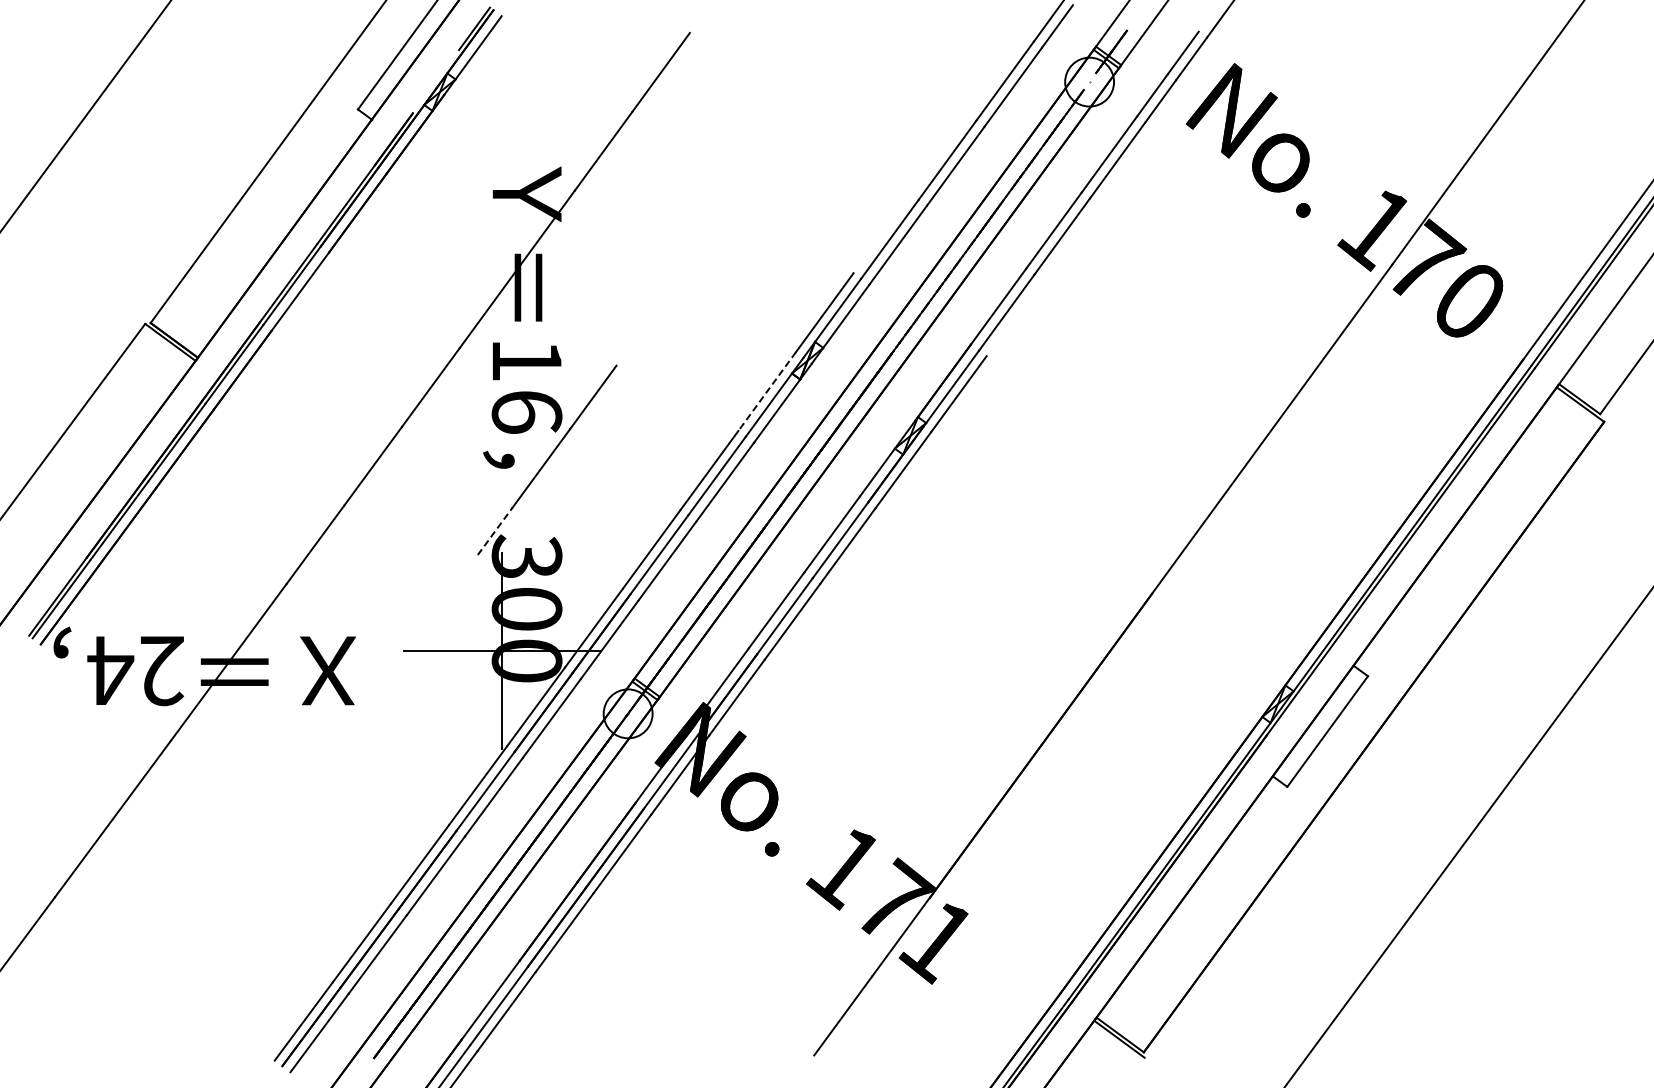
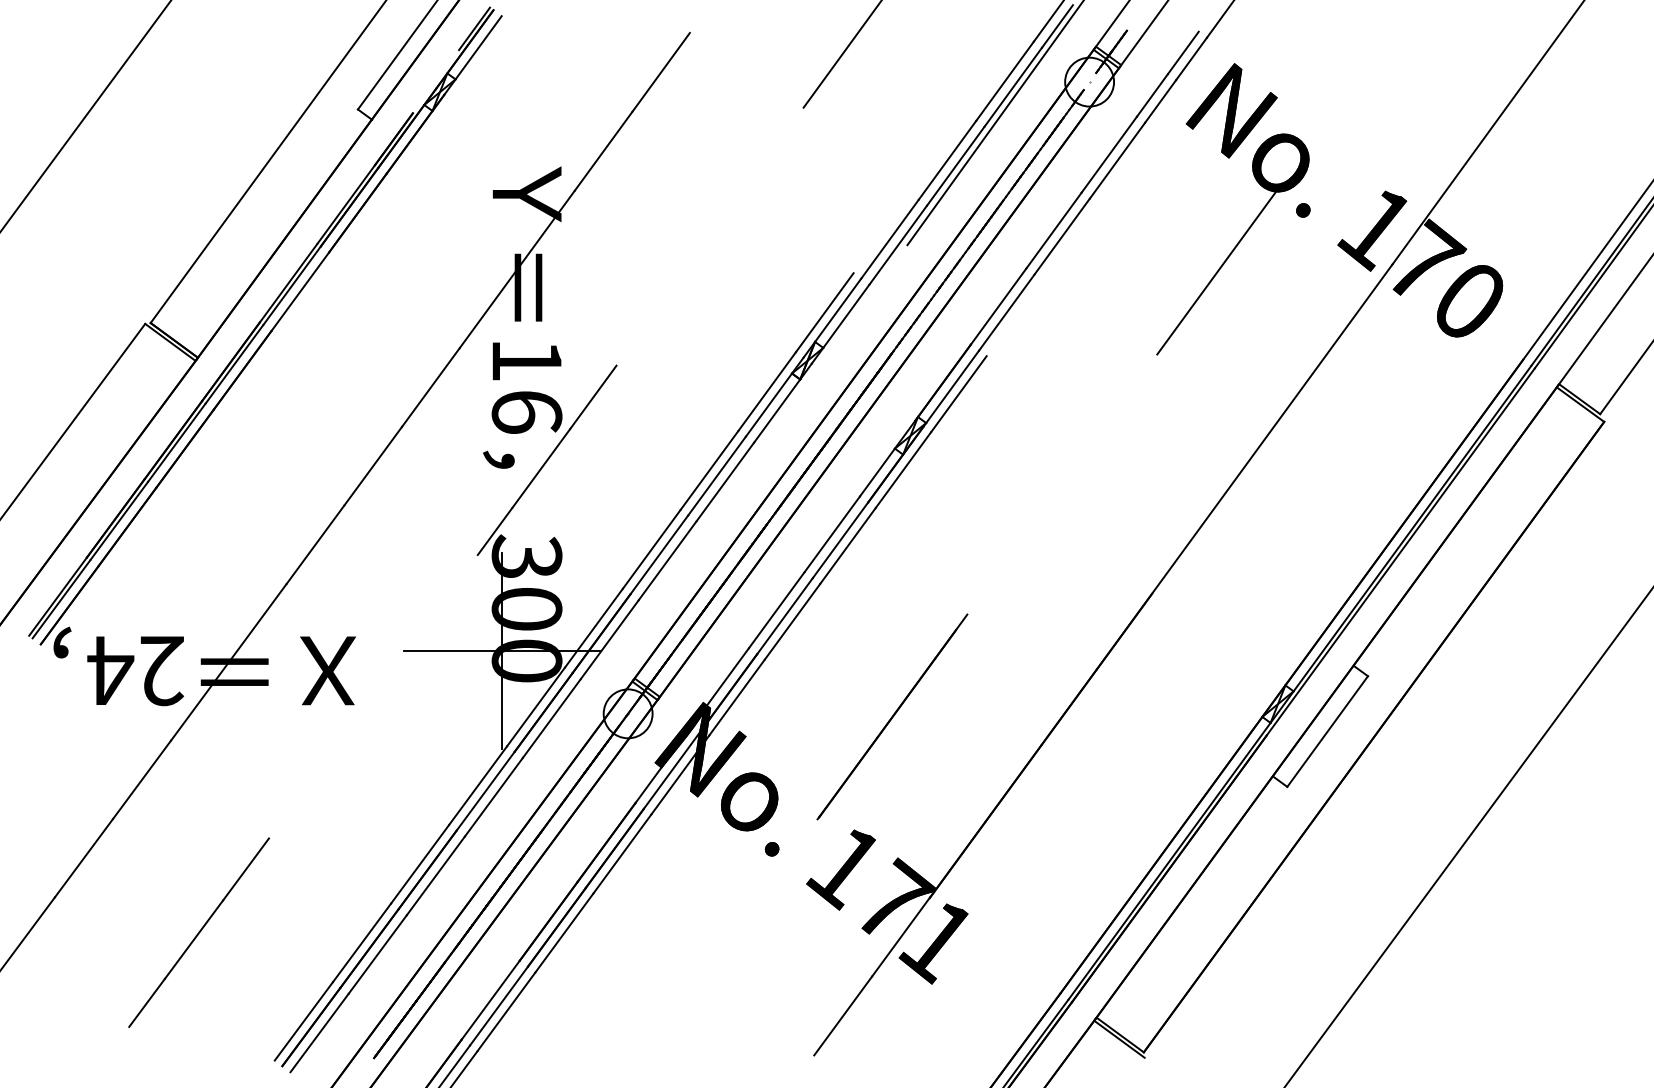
line: none -> present (841, 54)
line: none -> present (994, 123)
line: none -> present (1219, 268)
line: dashed -> solid (767, 391)
line: dashed -> solid (495, 531)
line: none -> present (892, 716)
line: none -> present (199, 932)
